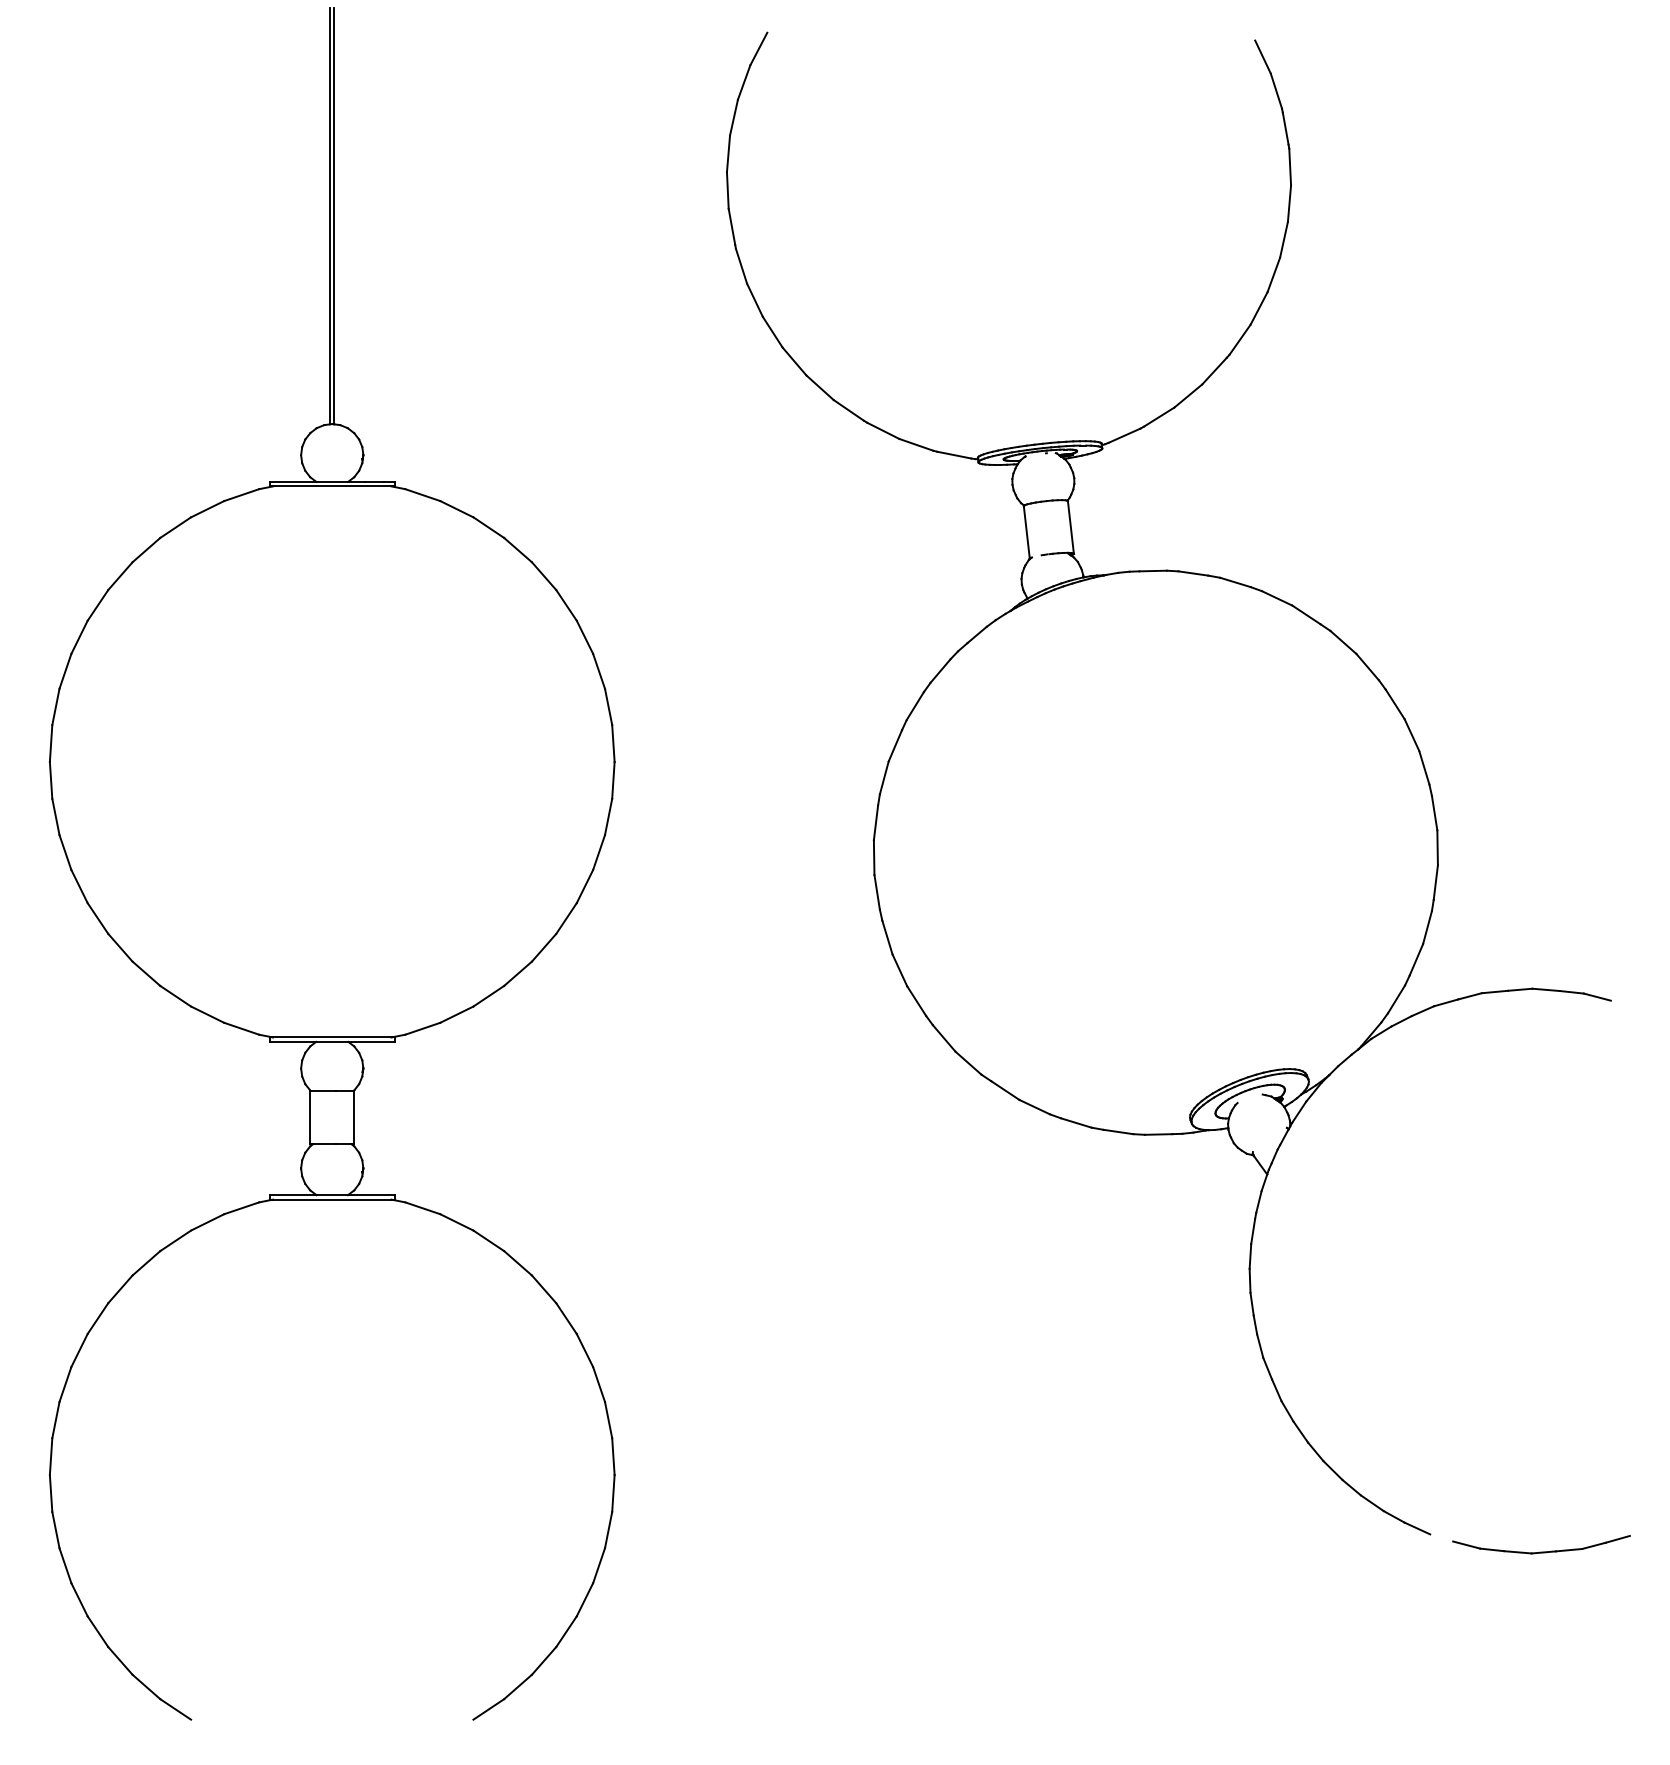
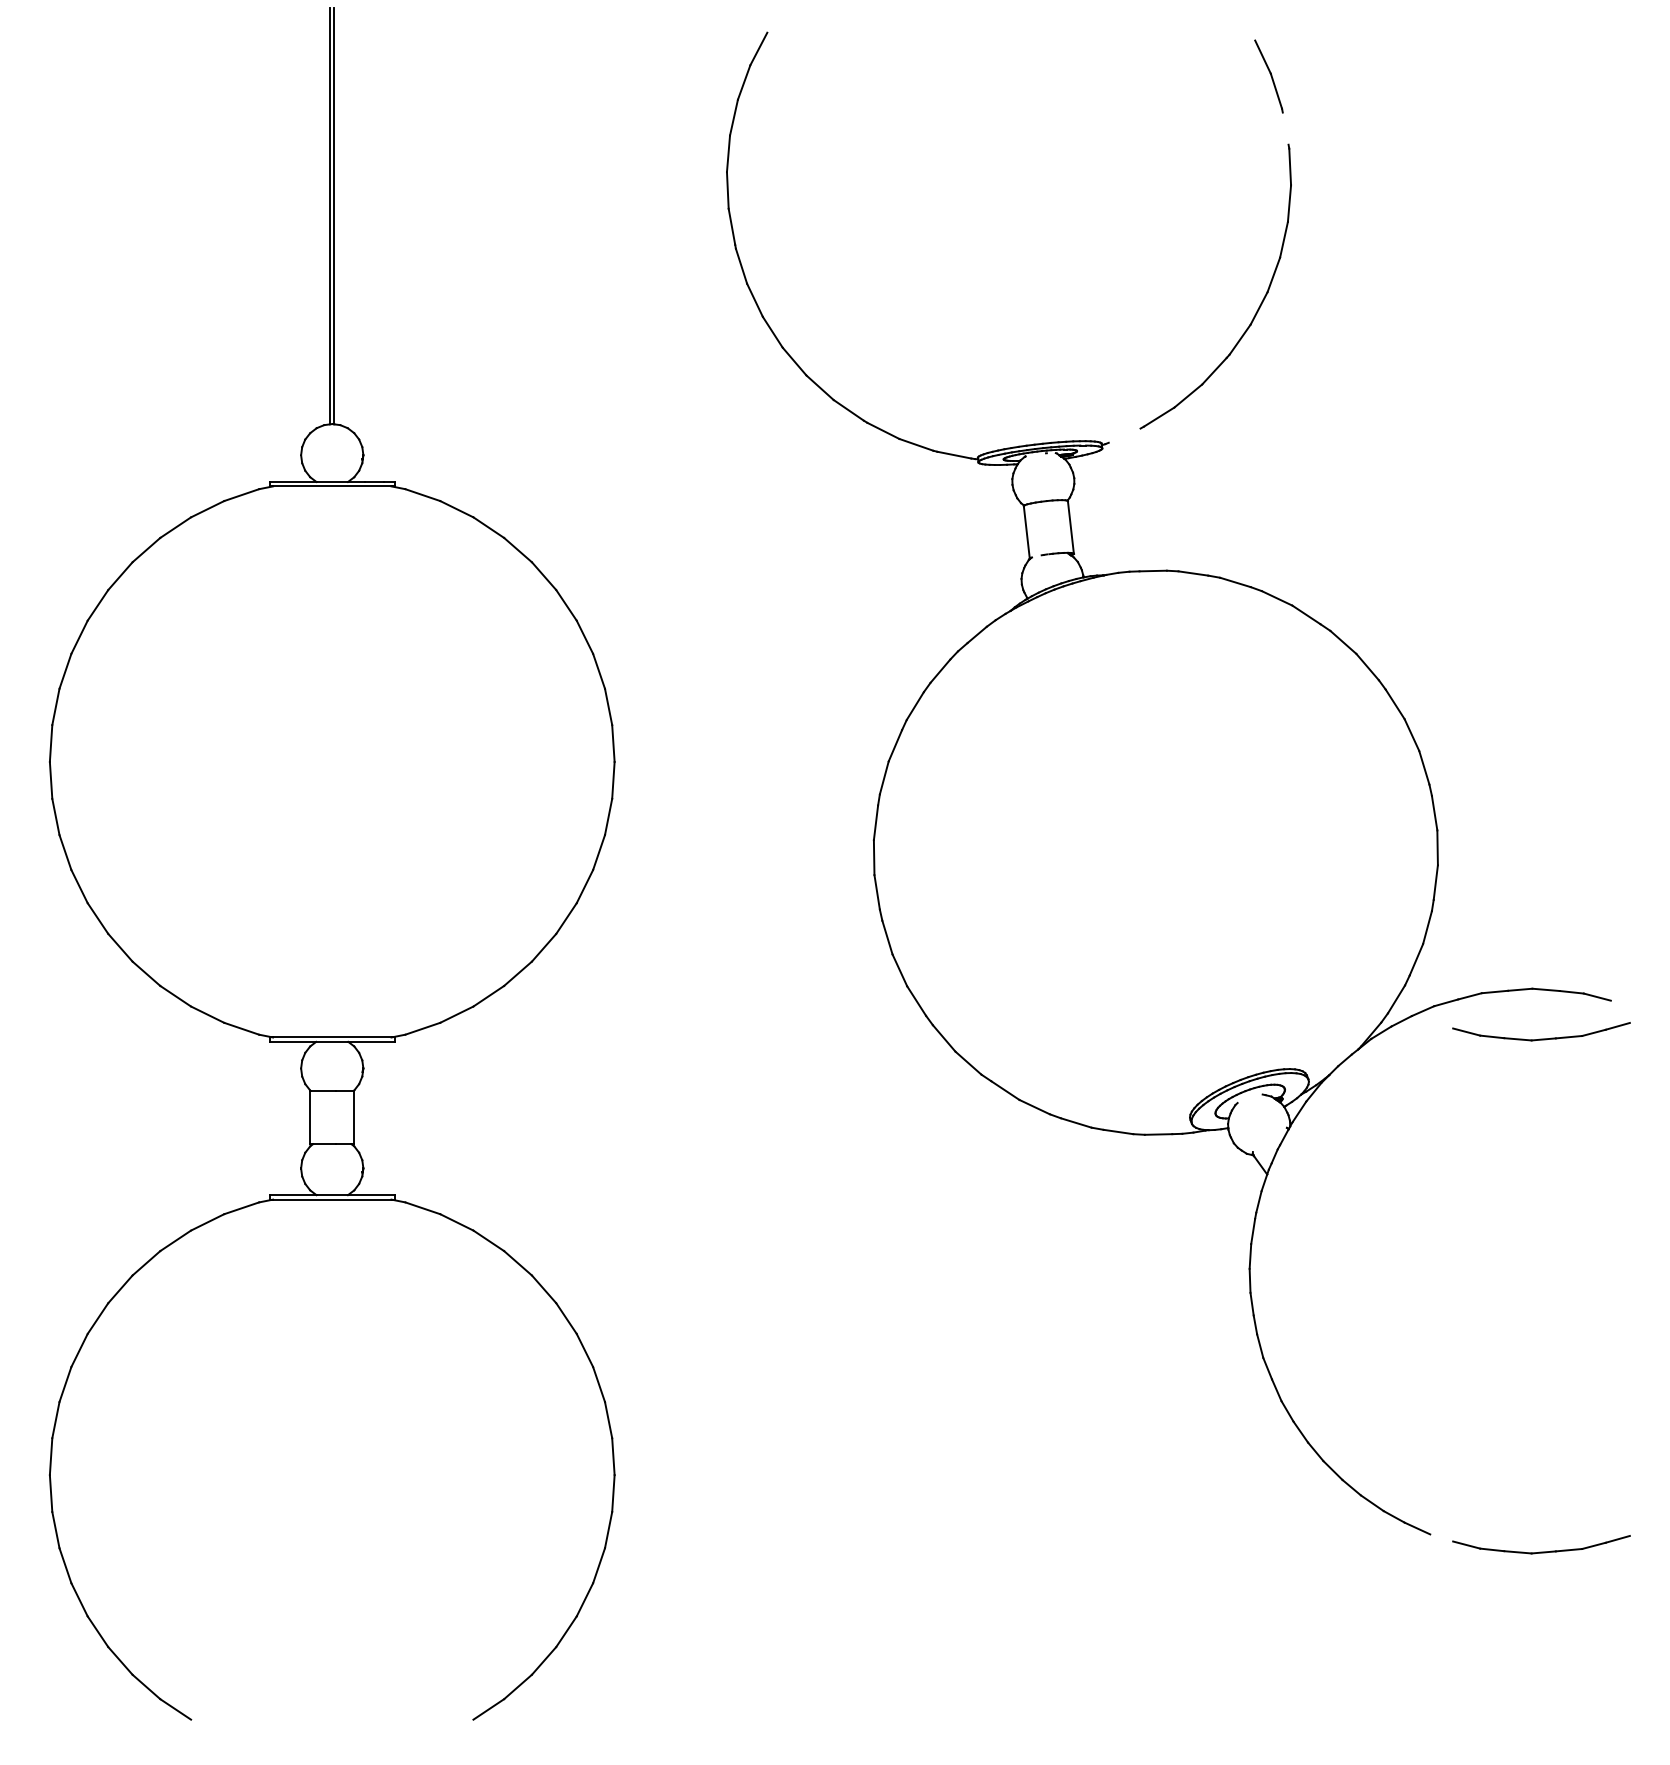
line: present -> none (1285, 128)
line: present -> none (1124, 435)
part: none -> present (1541, 1038)
